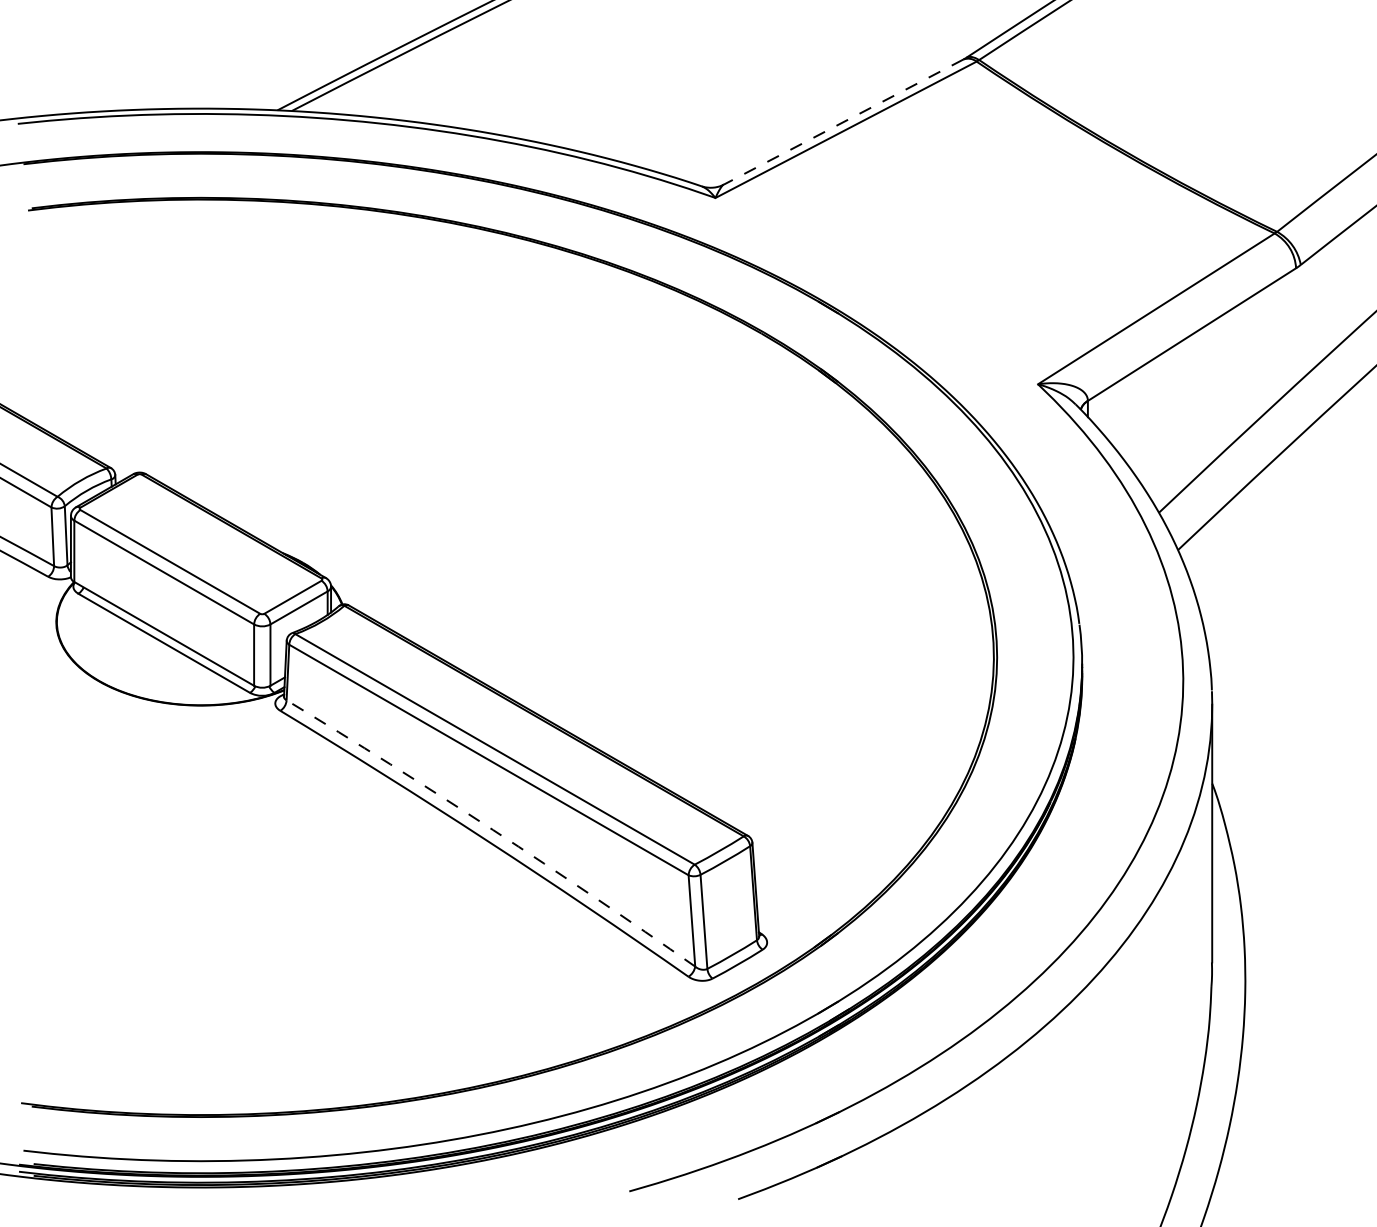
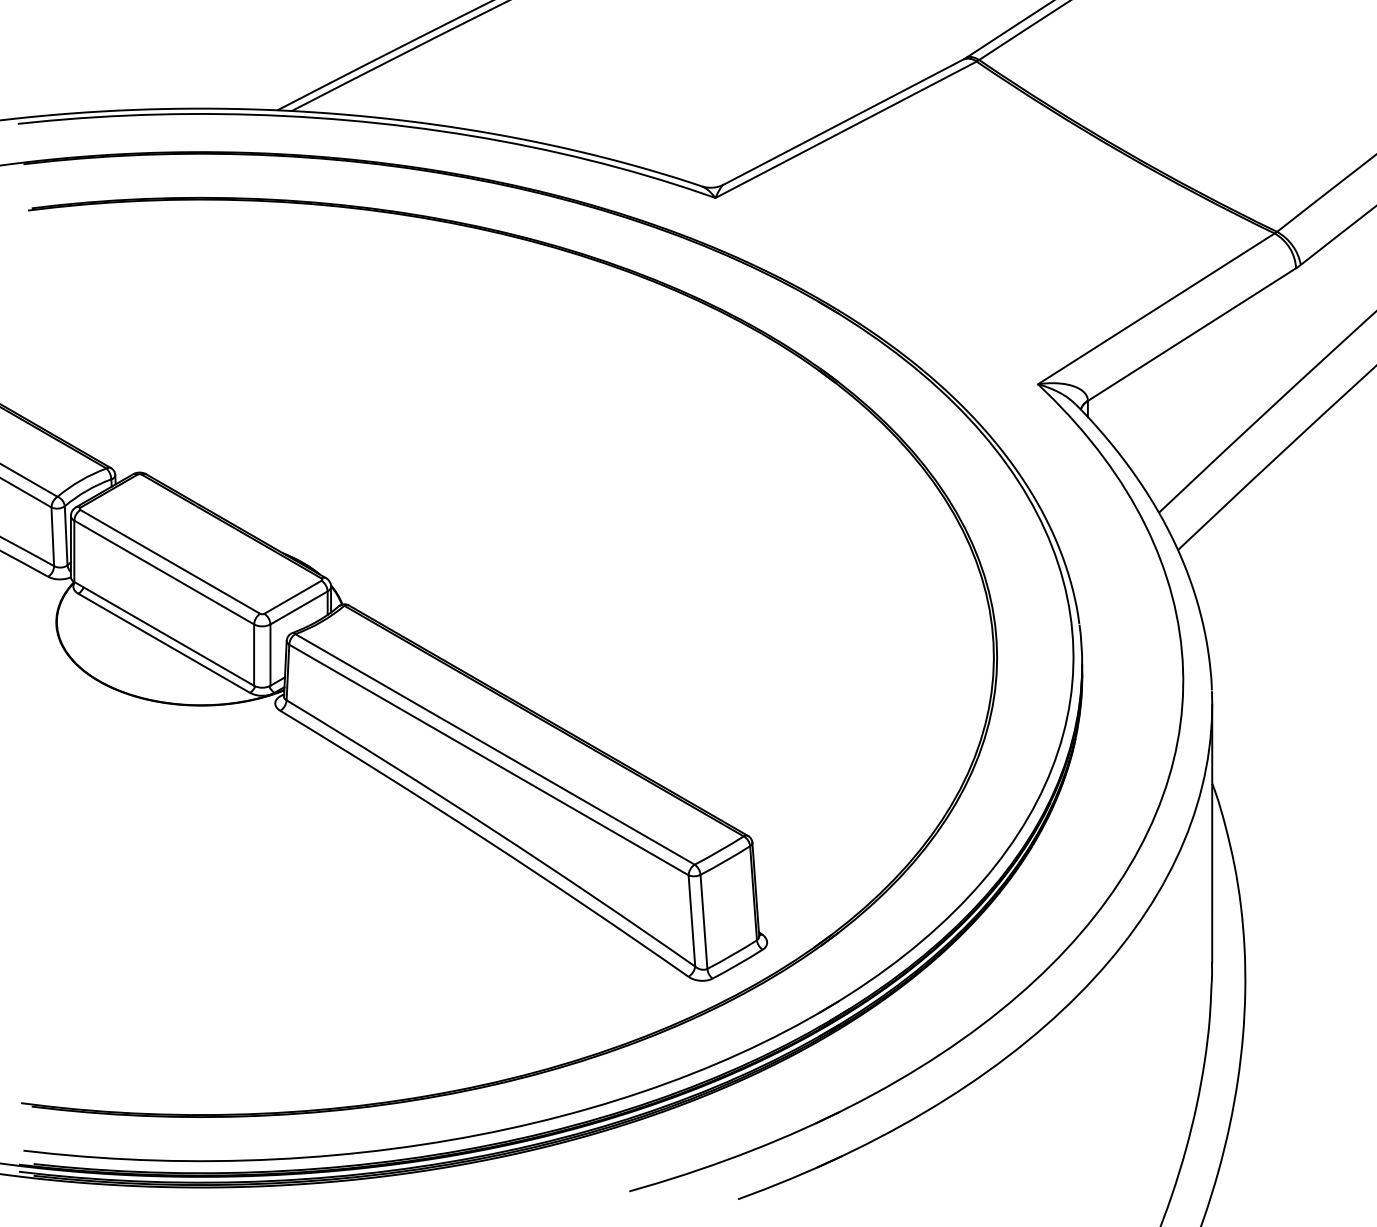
line: dashed -> solid (843, 122)
arc: dashed -> solid (493, 830)
